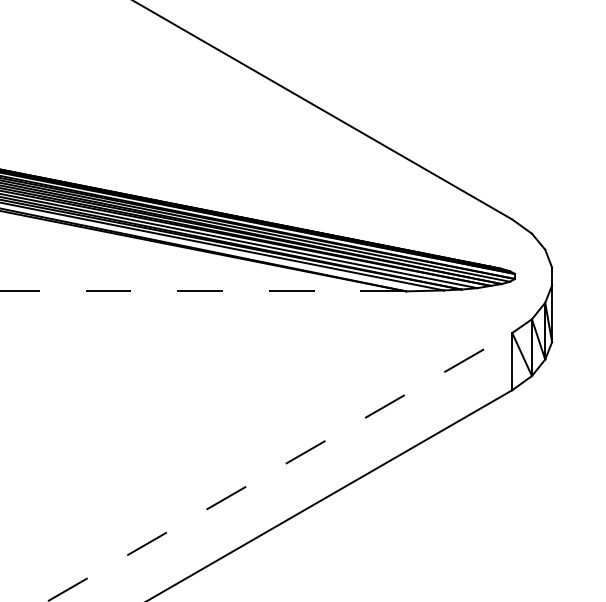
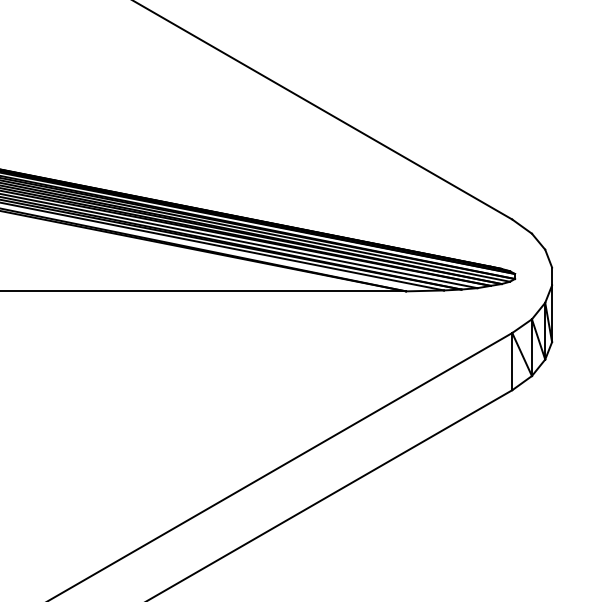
line: dashed -> solid (203, 291)
line: dashed -> solid (280, 467)
